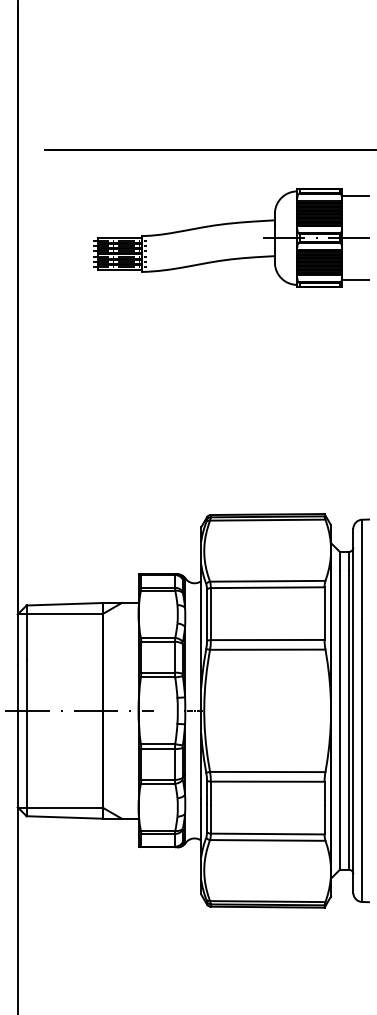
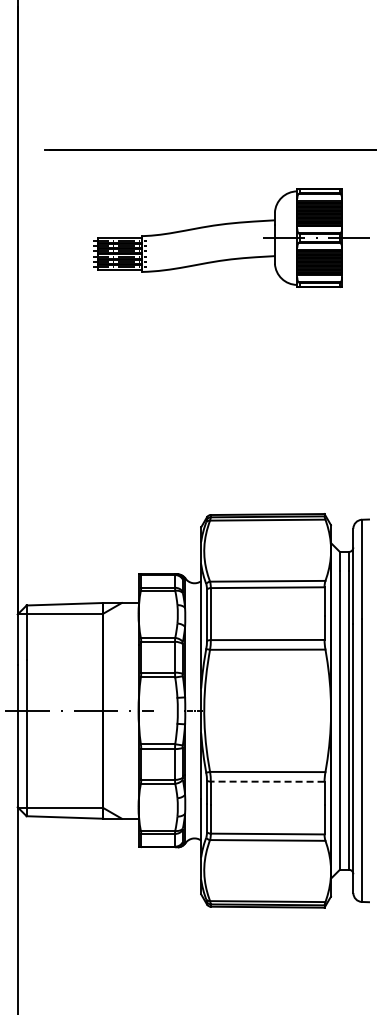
line: present -> none (355, 196)
line: present -> none (355, 280)
line: solid -> dashed (267, 781)
